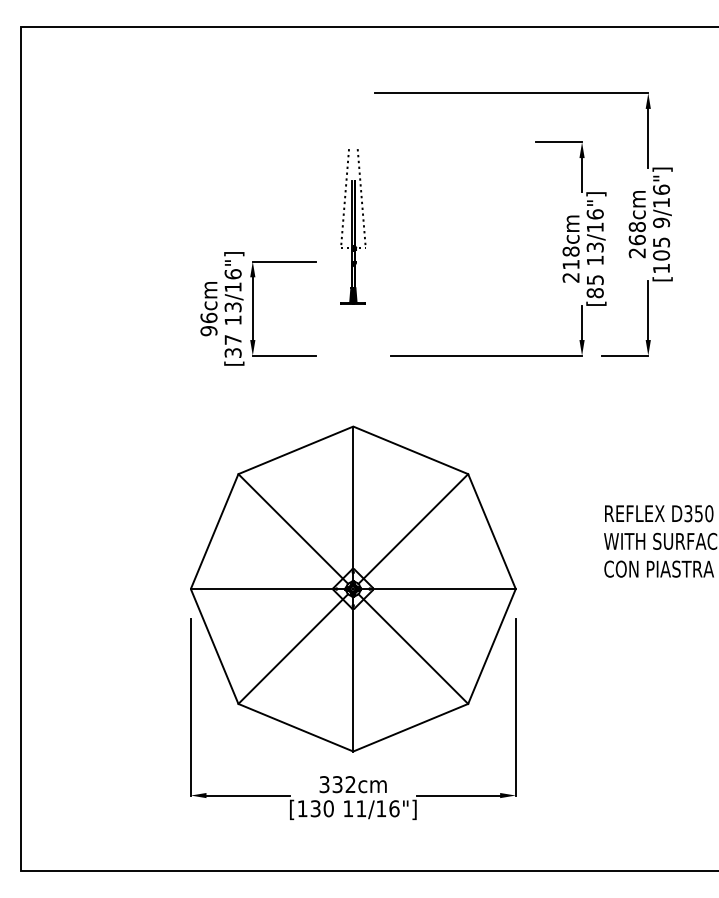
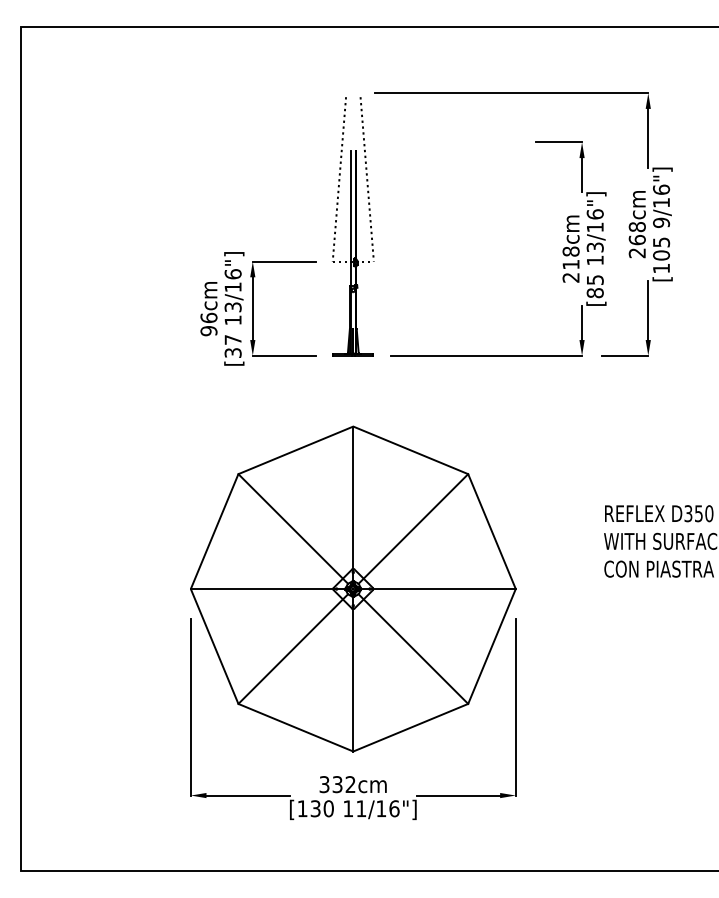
part size: 27x156 px -> 43x260 px (353, 226)
